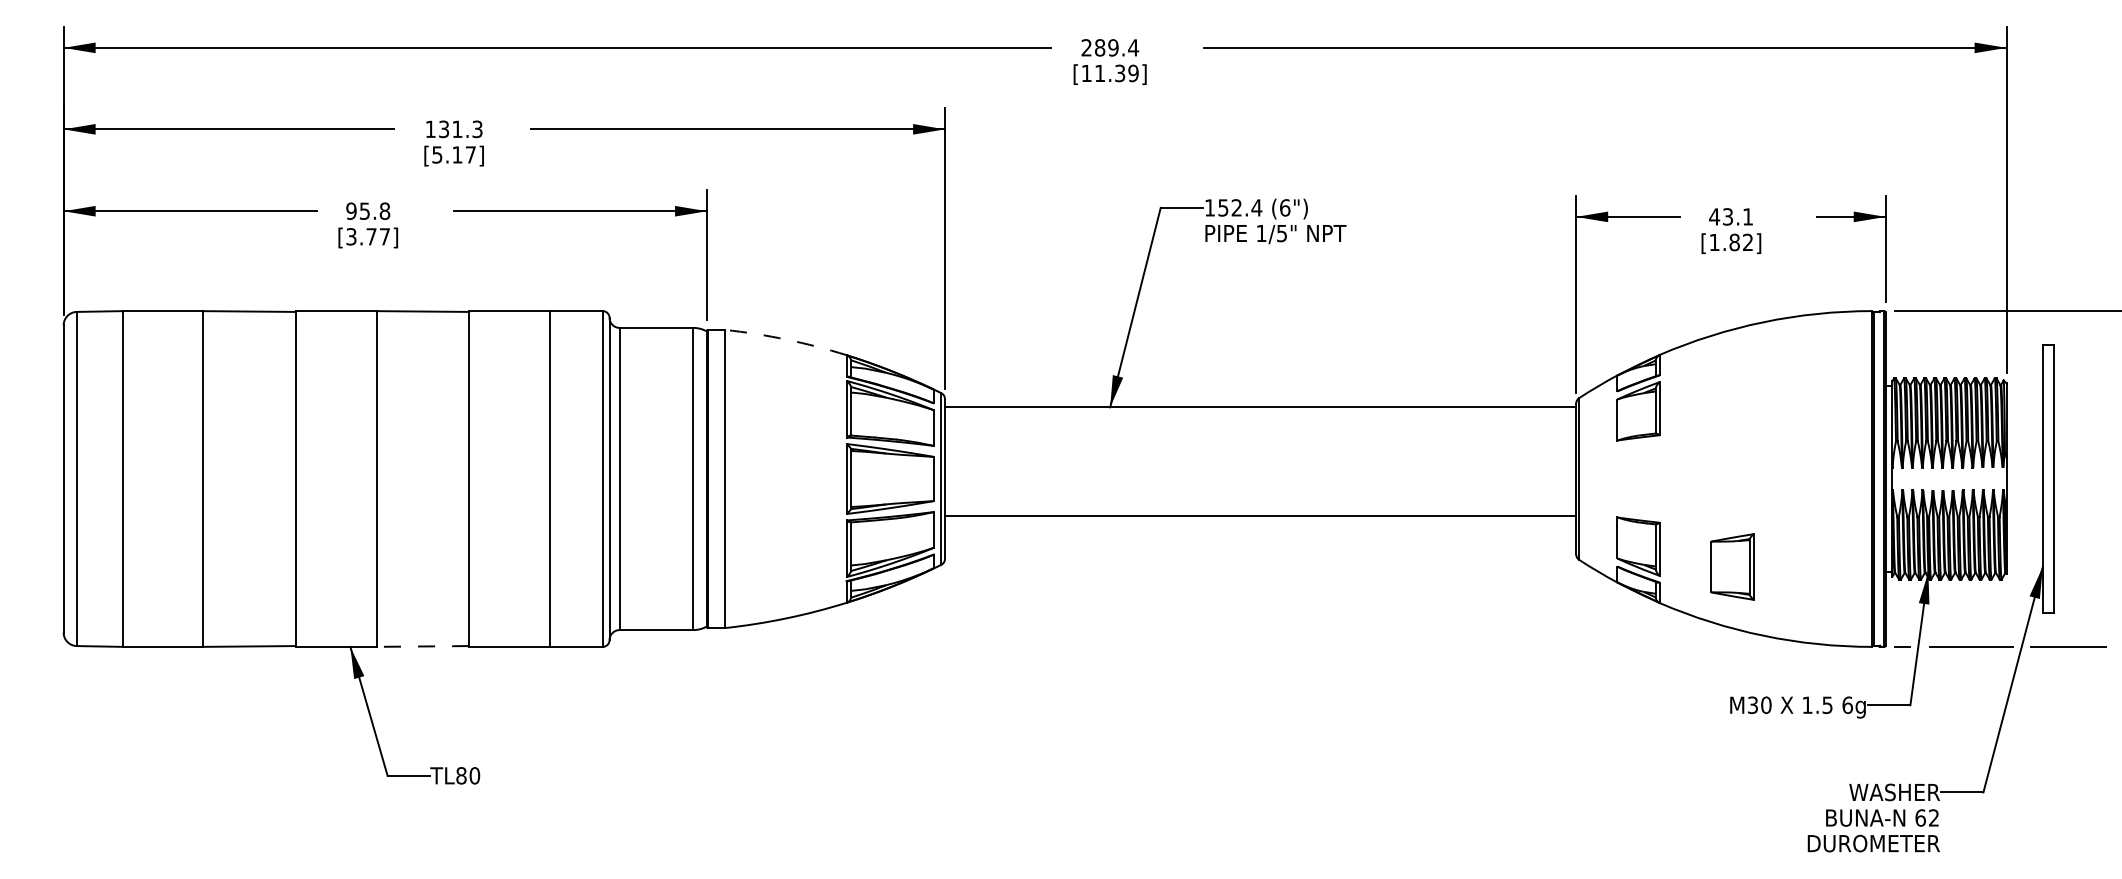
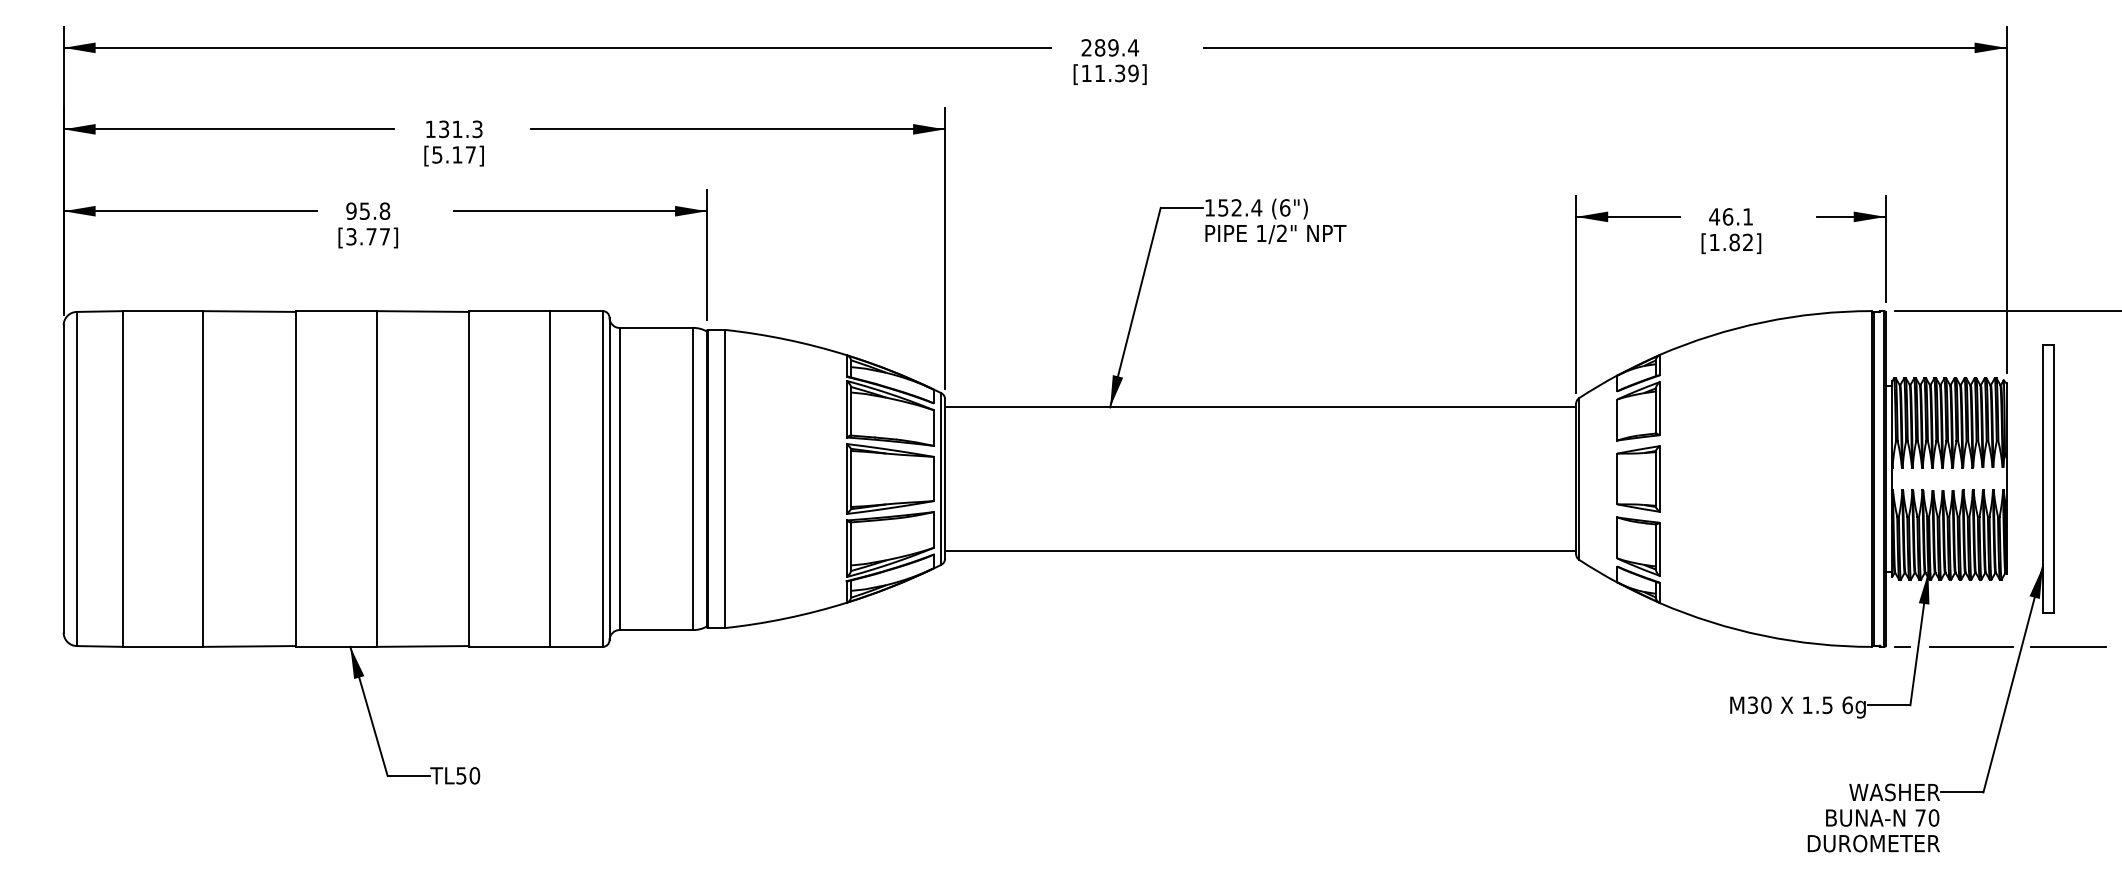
text: 43.1 -> 46.1 (1727, 216)
text: 1/5" -> 1/2" (1281, 233)
arc: dashed -> solid (786, 339)
line position: (1260, 515) -> (1260, 550) (1260, 550)
part position: (1732, 566) -> (1638, 478) (1638, 478)
line: dashed -> solid (422, 646)
text: TL80 -> TL50 (461, 775)
text: 62 -> 70 (1927, 817)
